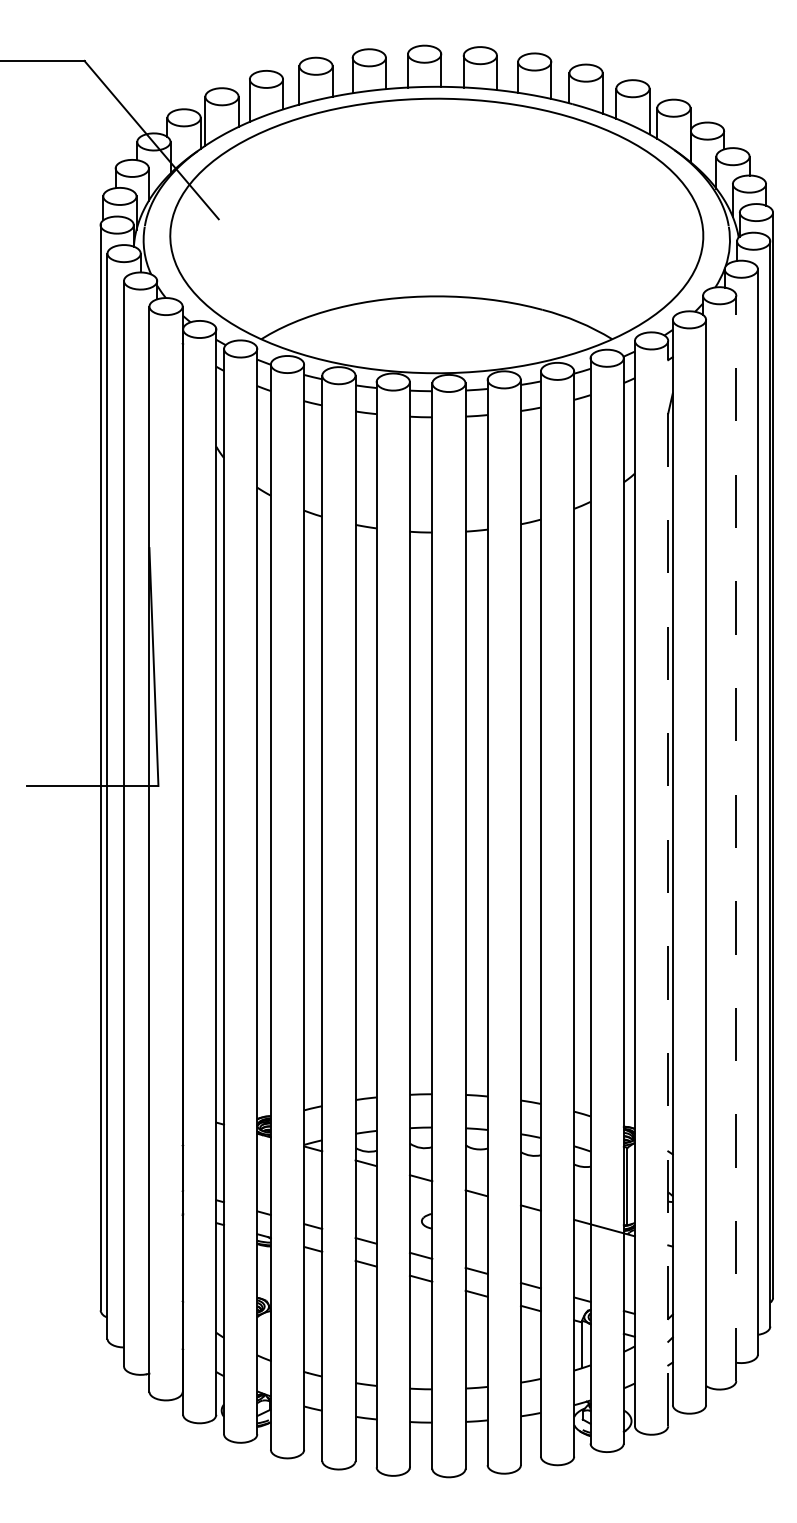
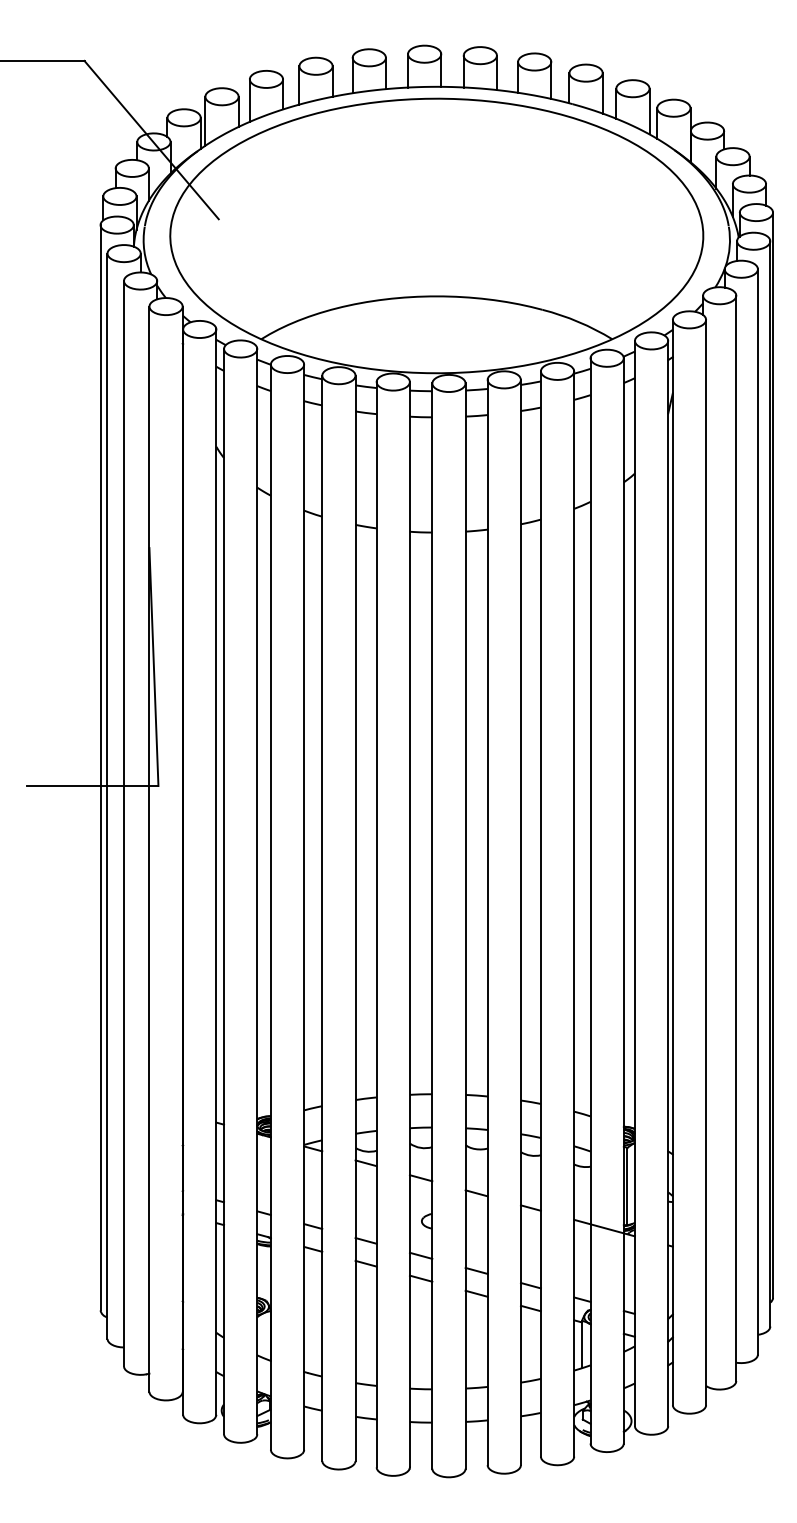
line: dashed -> solid (736, 838)
line: dashed -> solid (668, 883)
